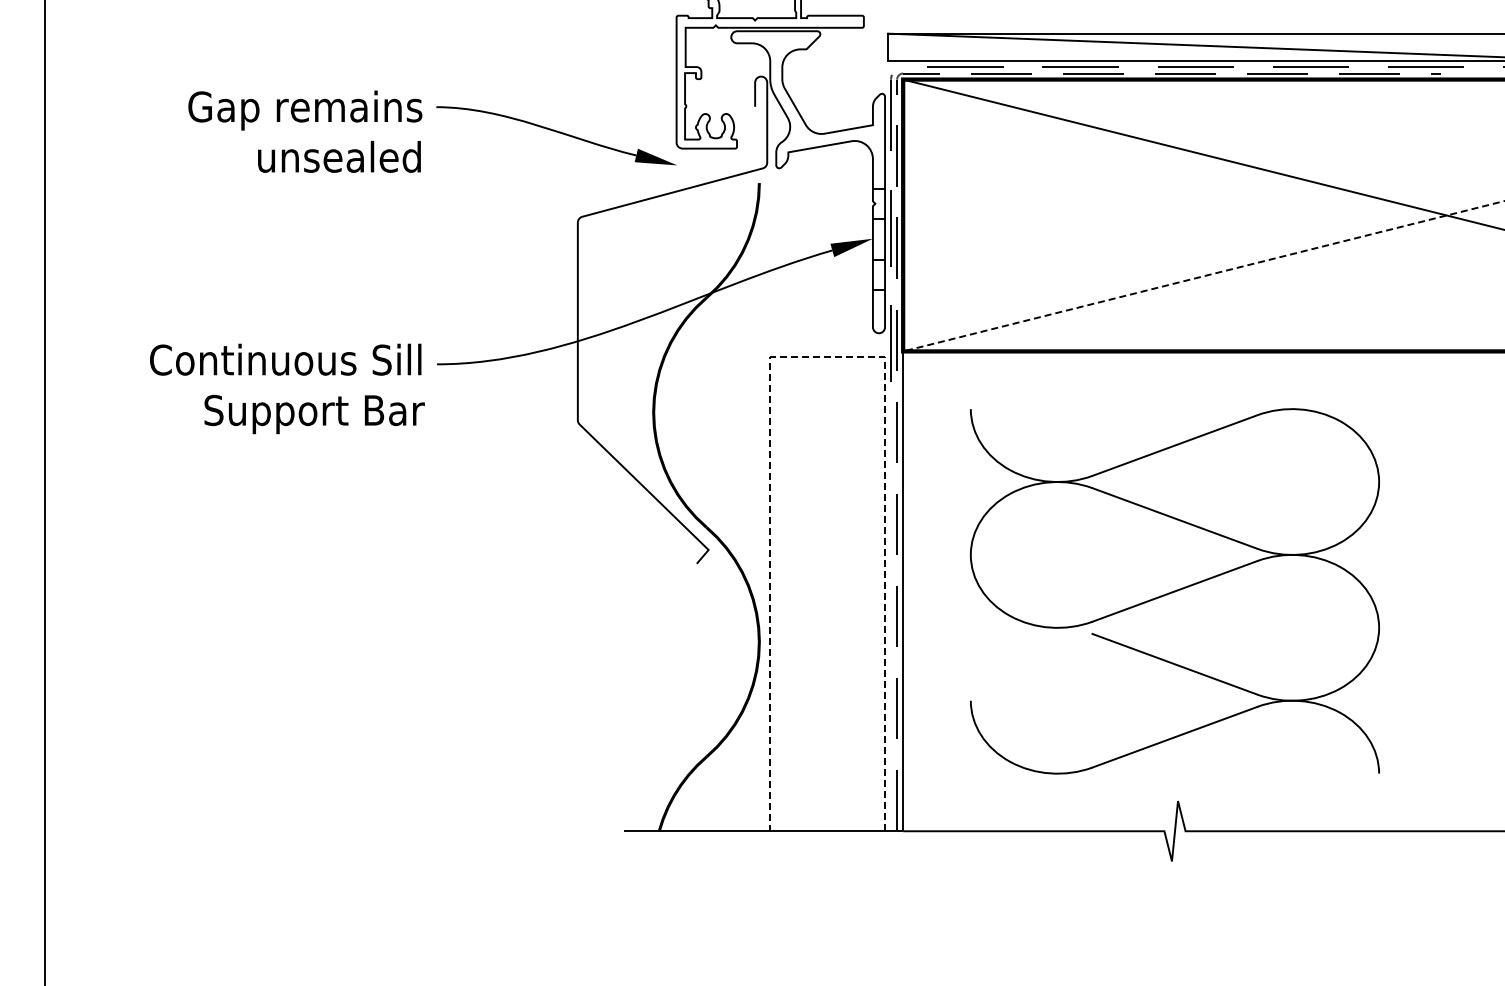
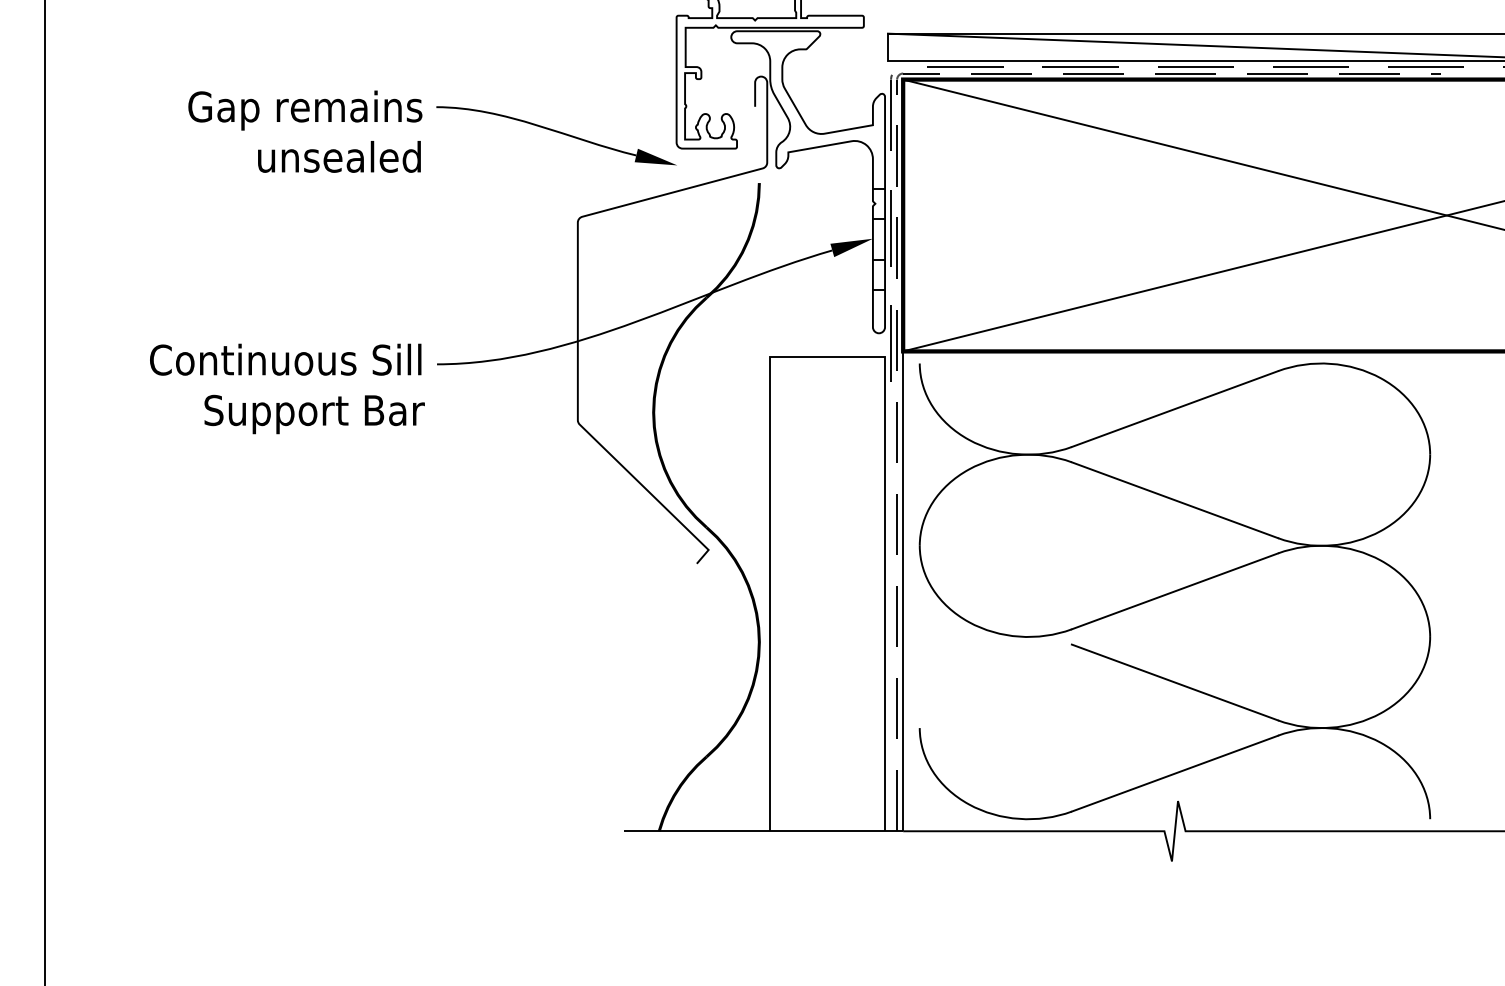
line: dashed -> solid (1203, 276)
line: dashed -> solid (827, 357)
part size: 411x367 px -> 514x459 px (1174, 591)
